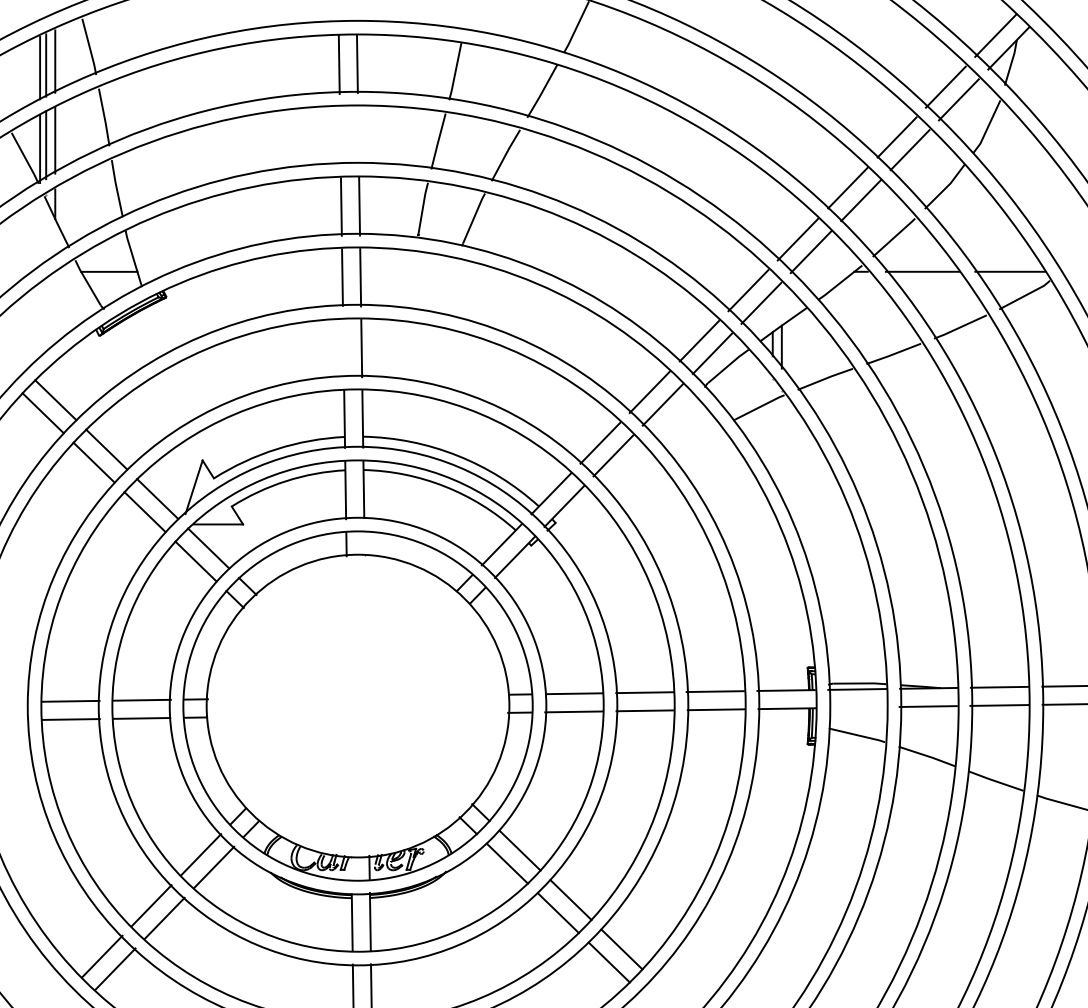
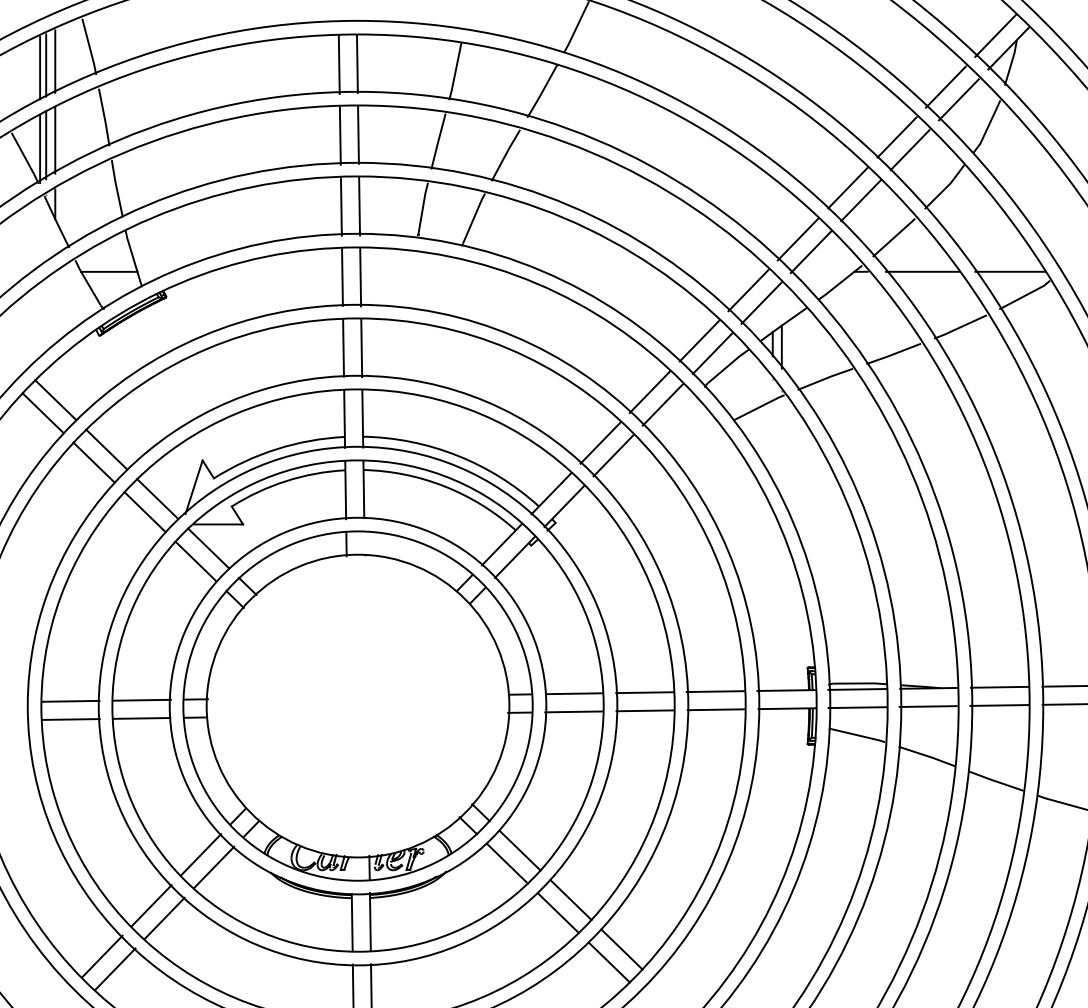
line: none -> present (358, 134)
line: none -> present (339, 135)
line: none -> present (343, 347)
line: none -> present (857, 707)
